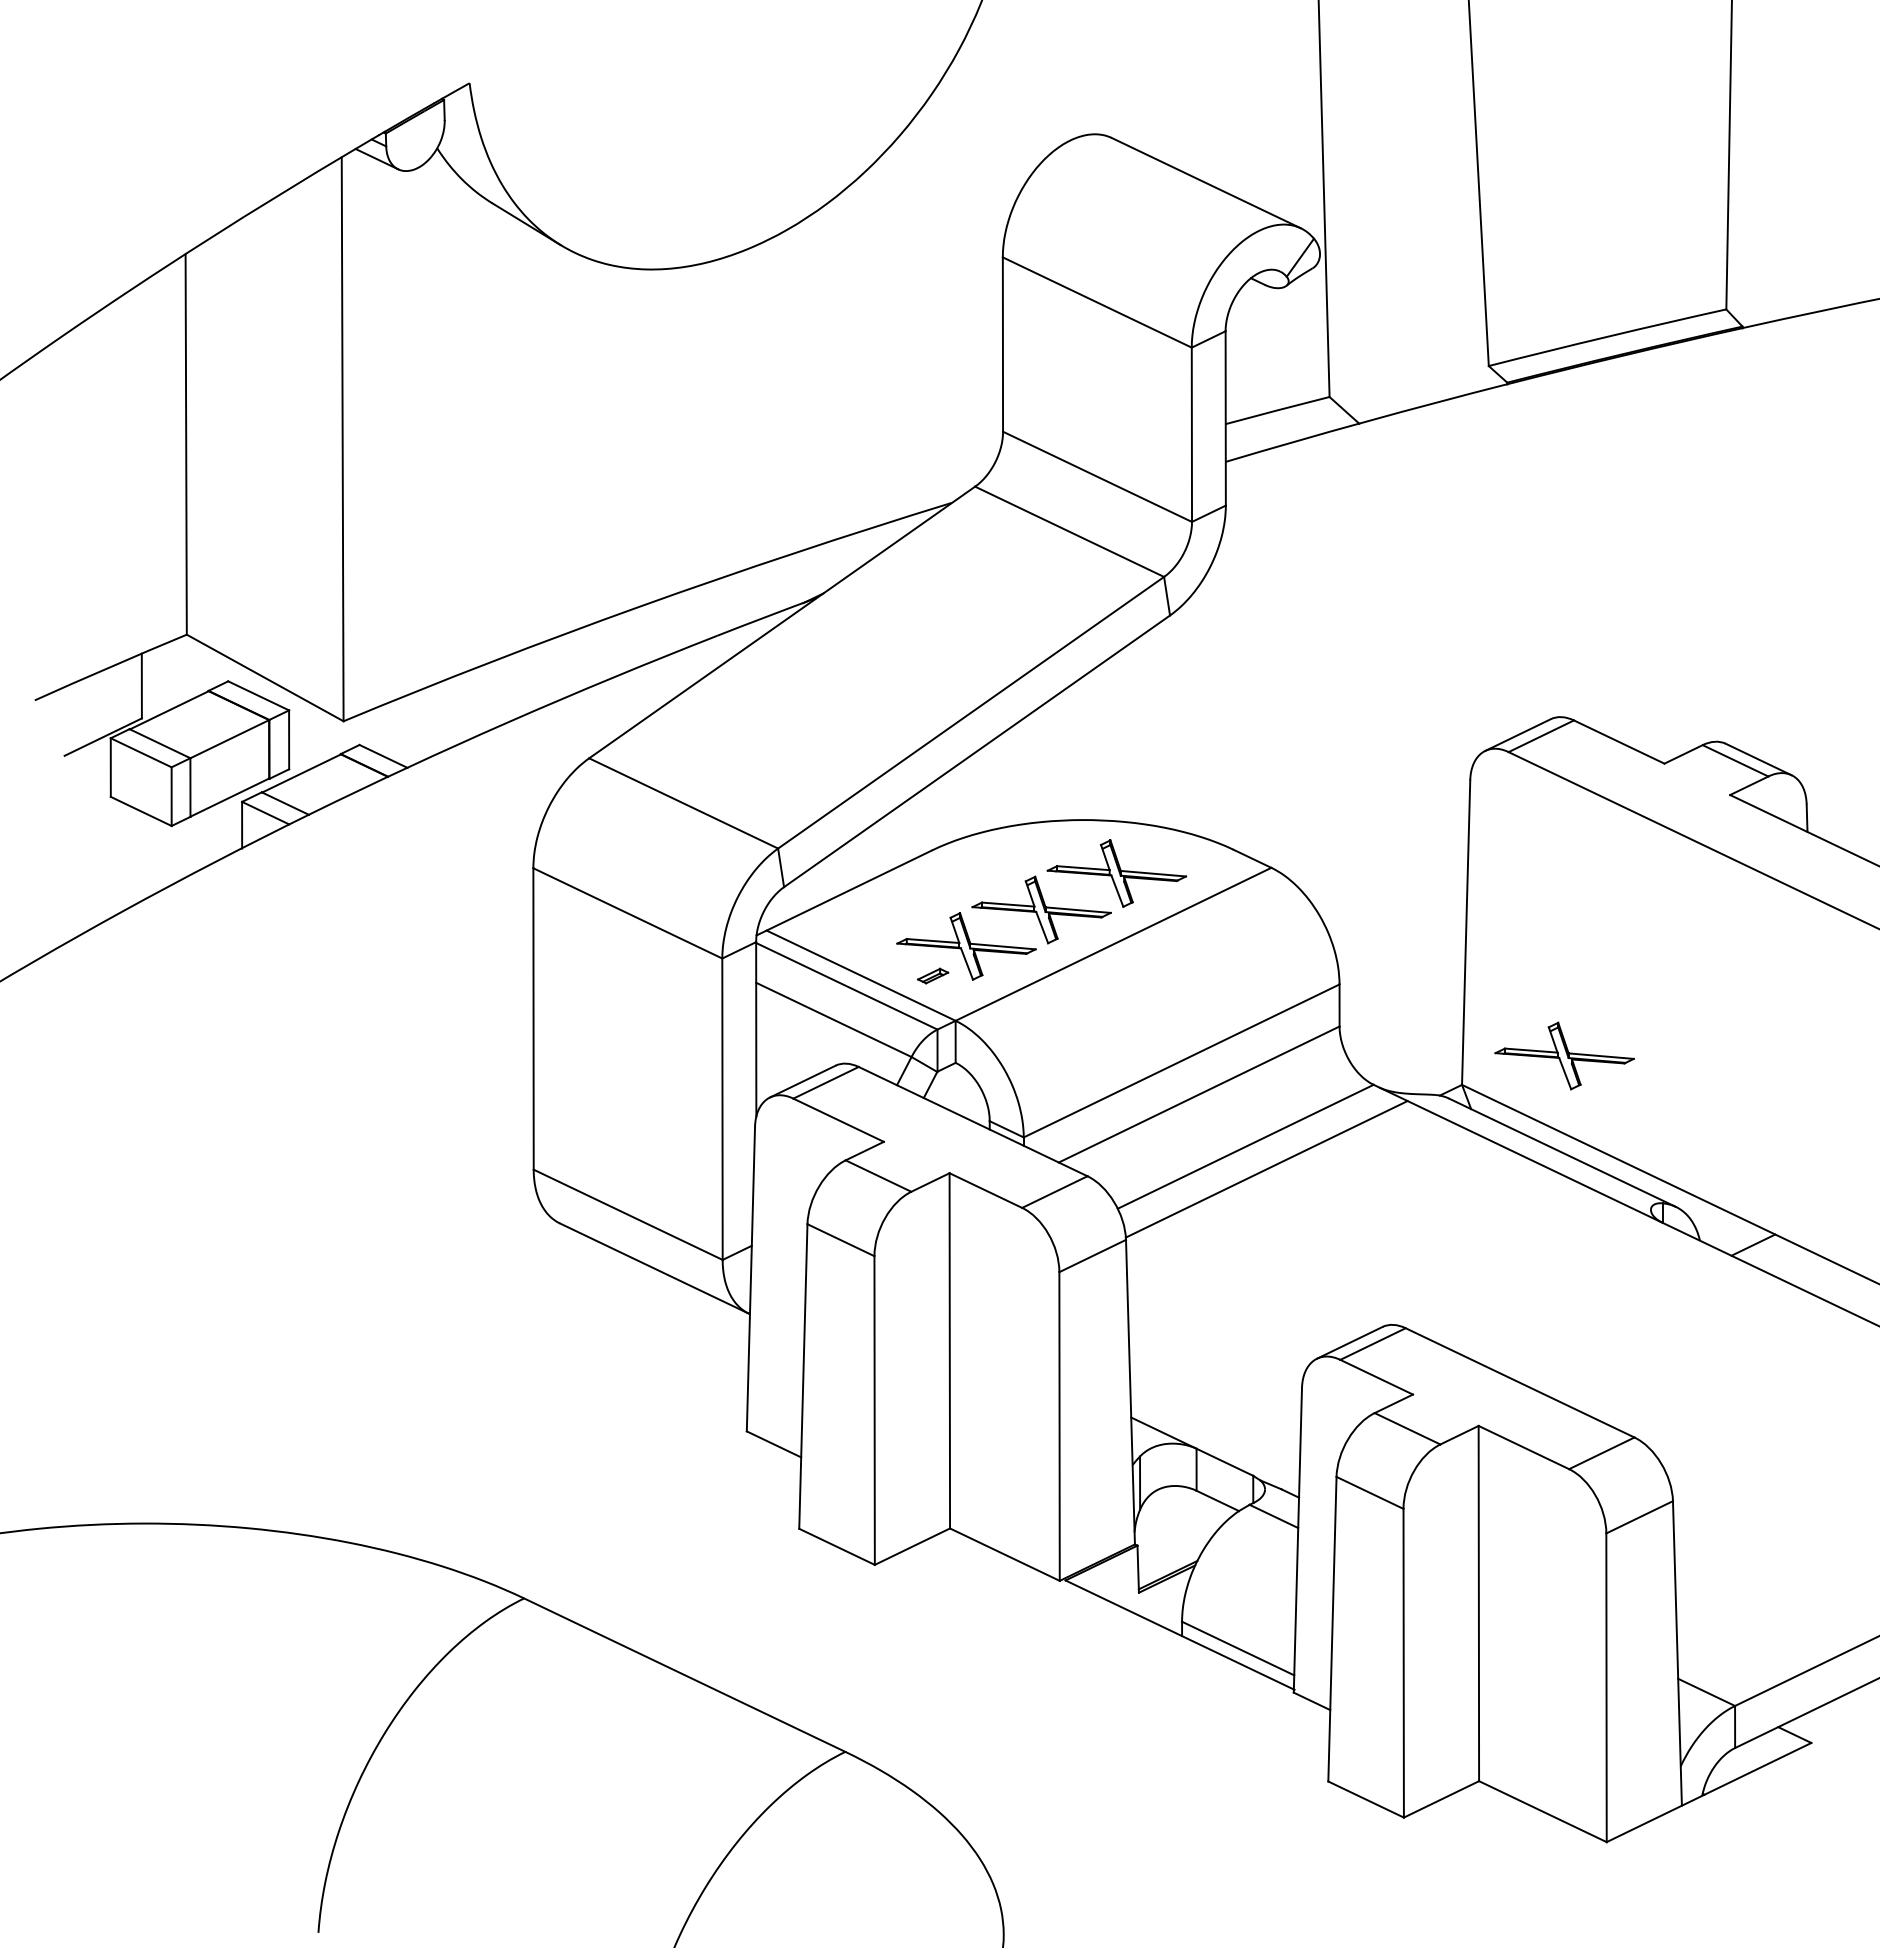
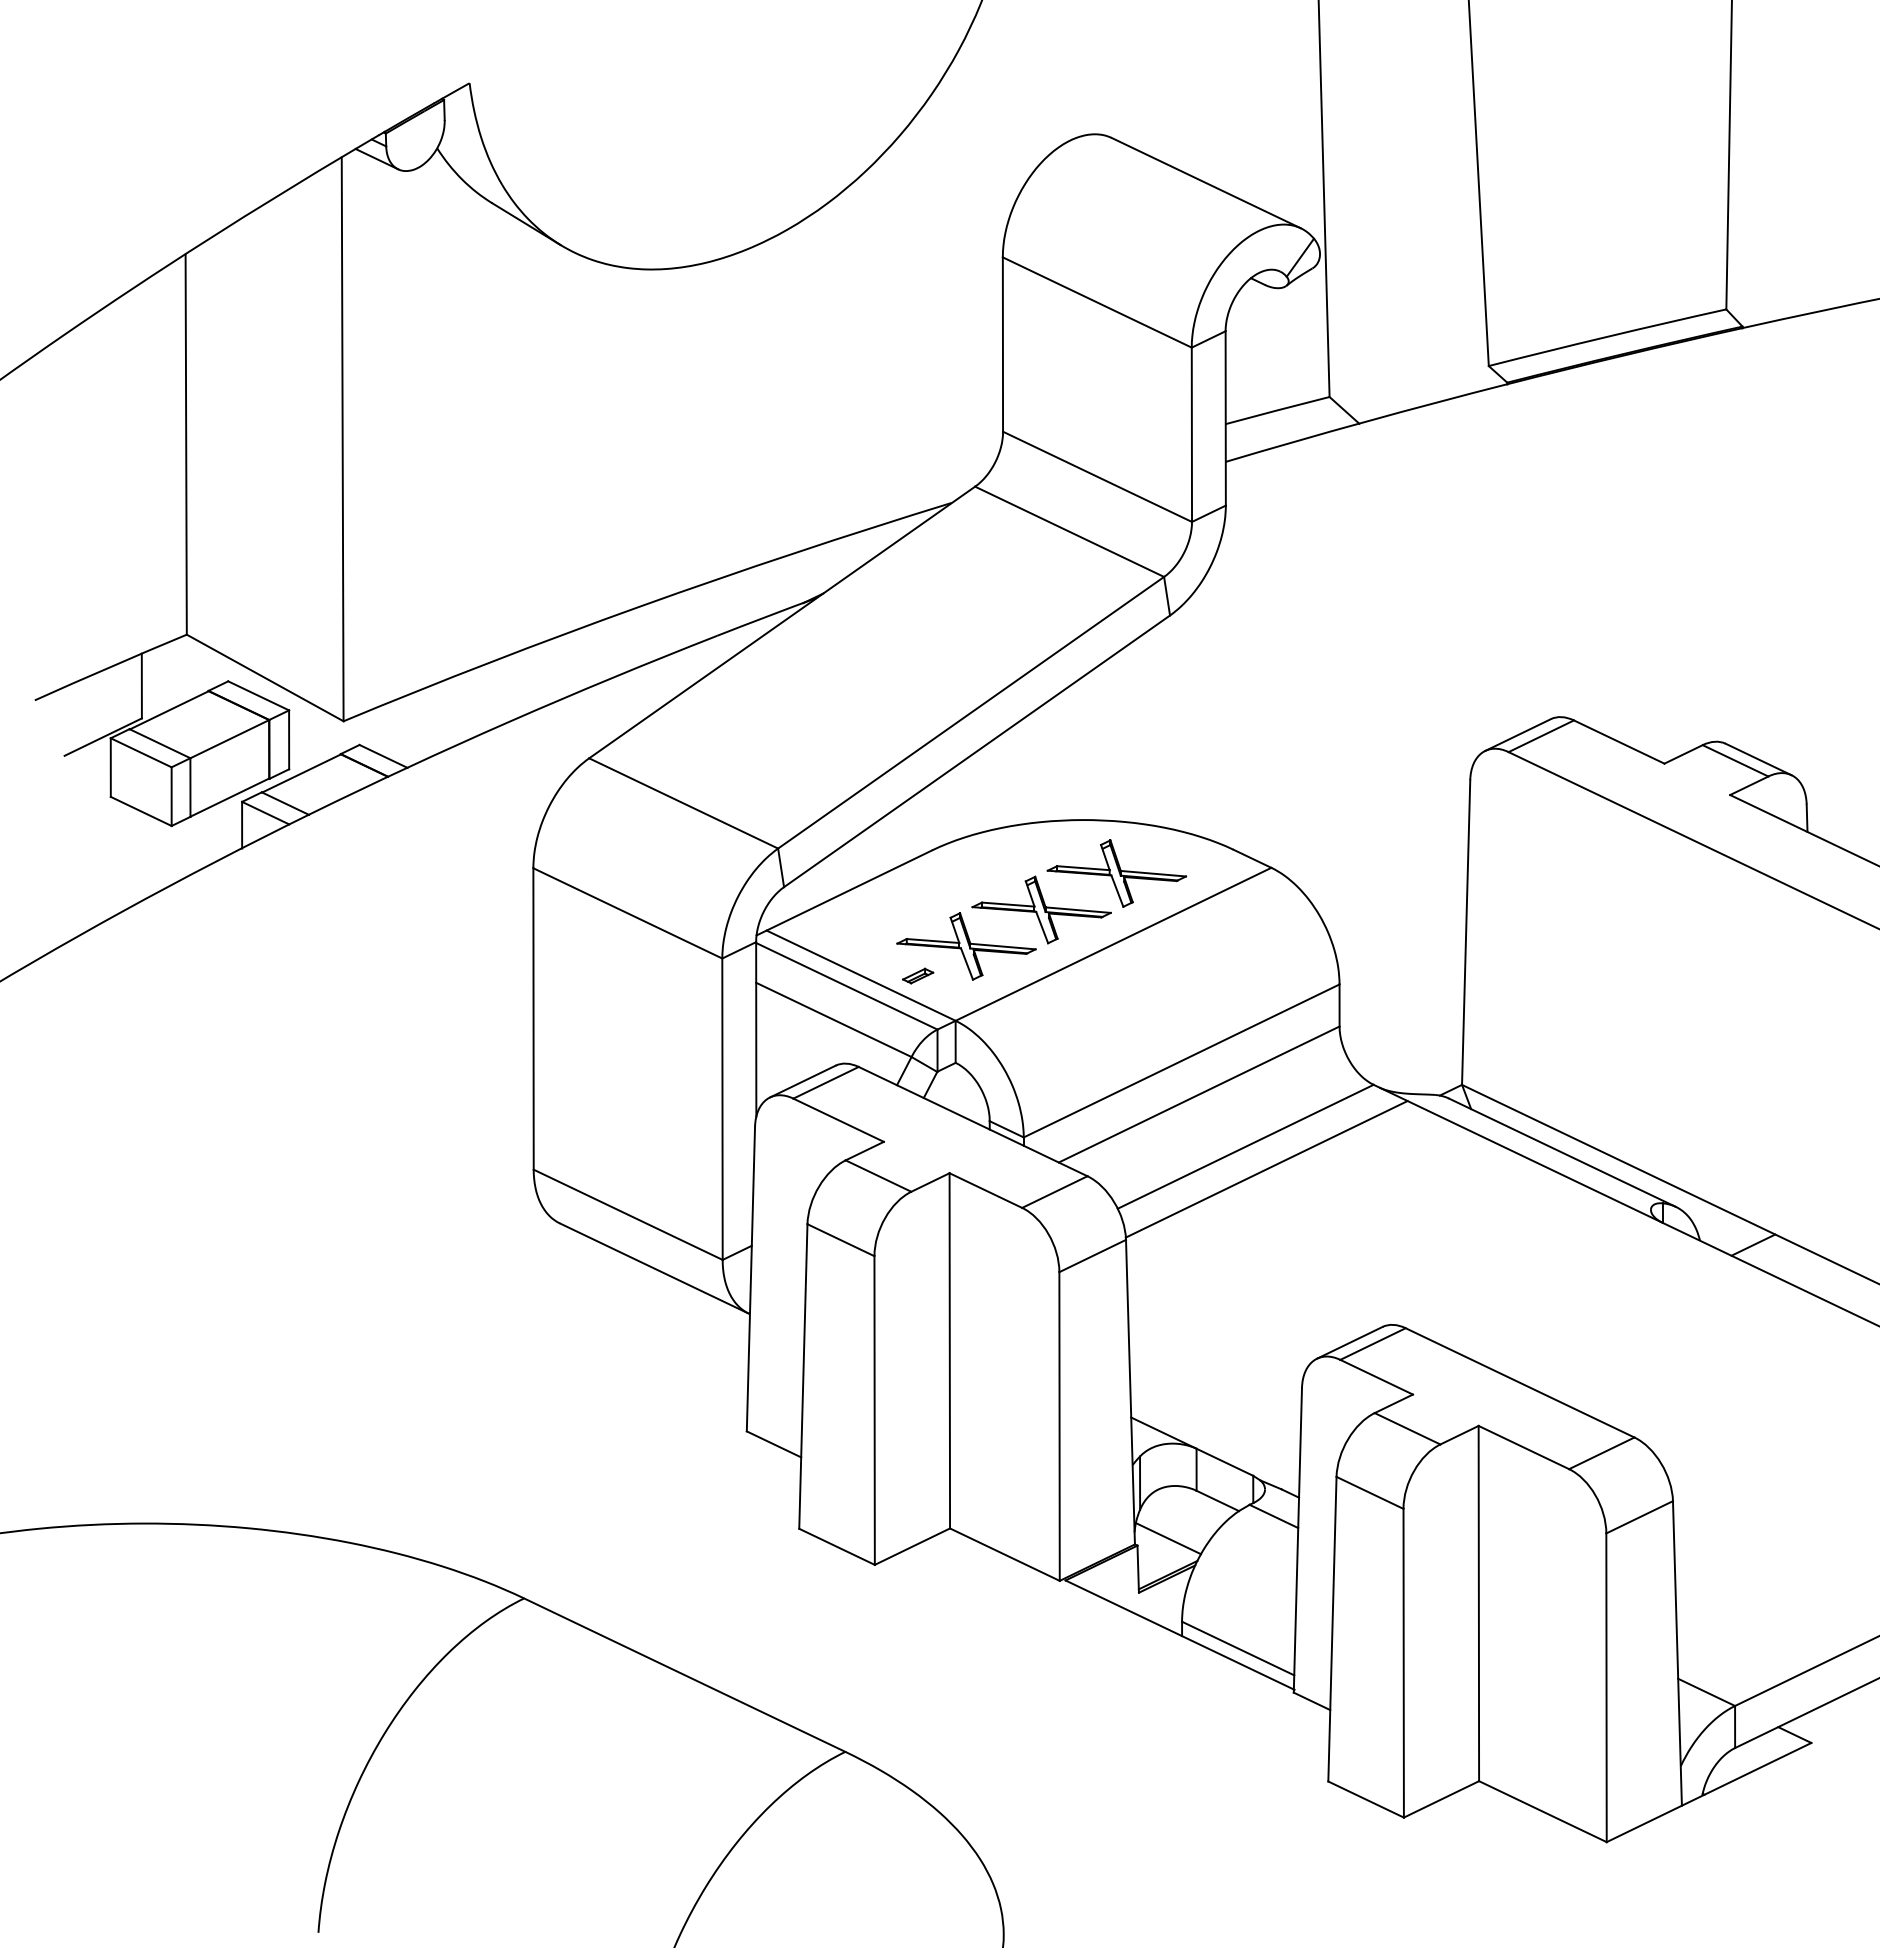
part position: (933, 975) -> (918, 975) (918, 975)
part: present -> none (1564, 1055)
line: none -> present (1168, 1538)
